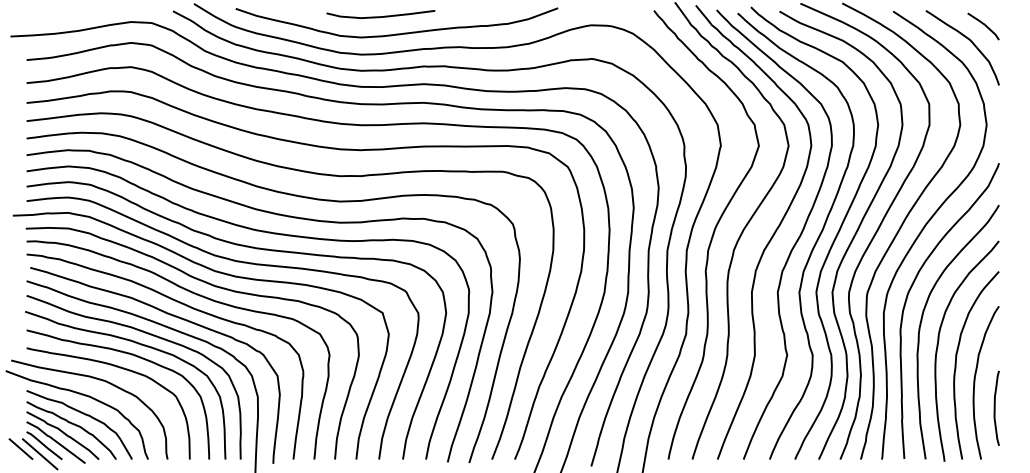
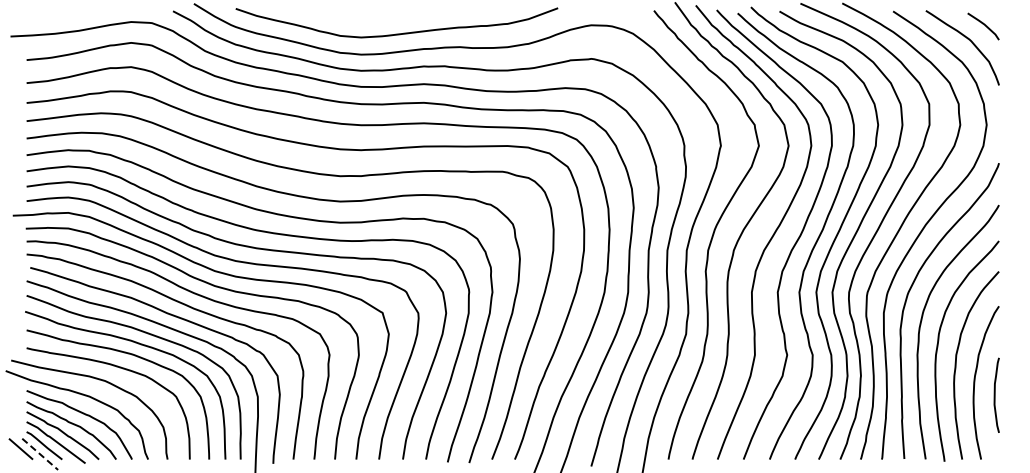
curve: present -> none (380, 16)
curve position: (995, 407) -> (995, 394) (995, 394)
line: solid -> dashed (40, 454)
